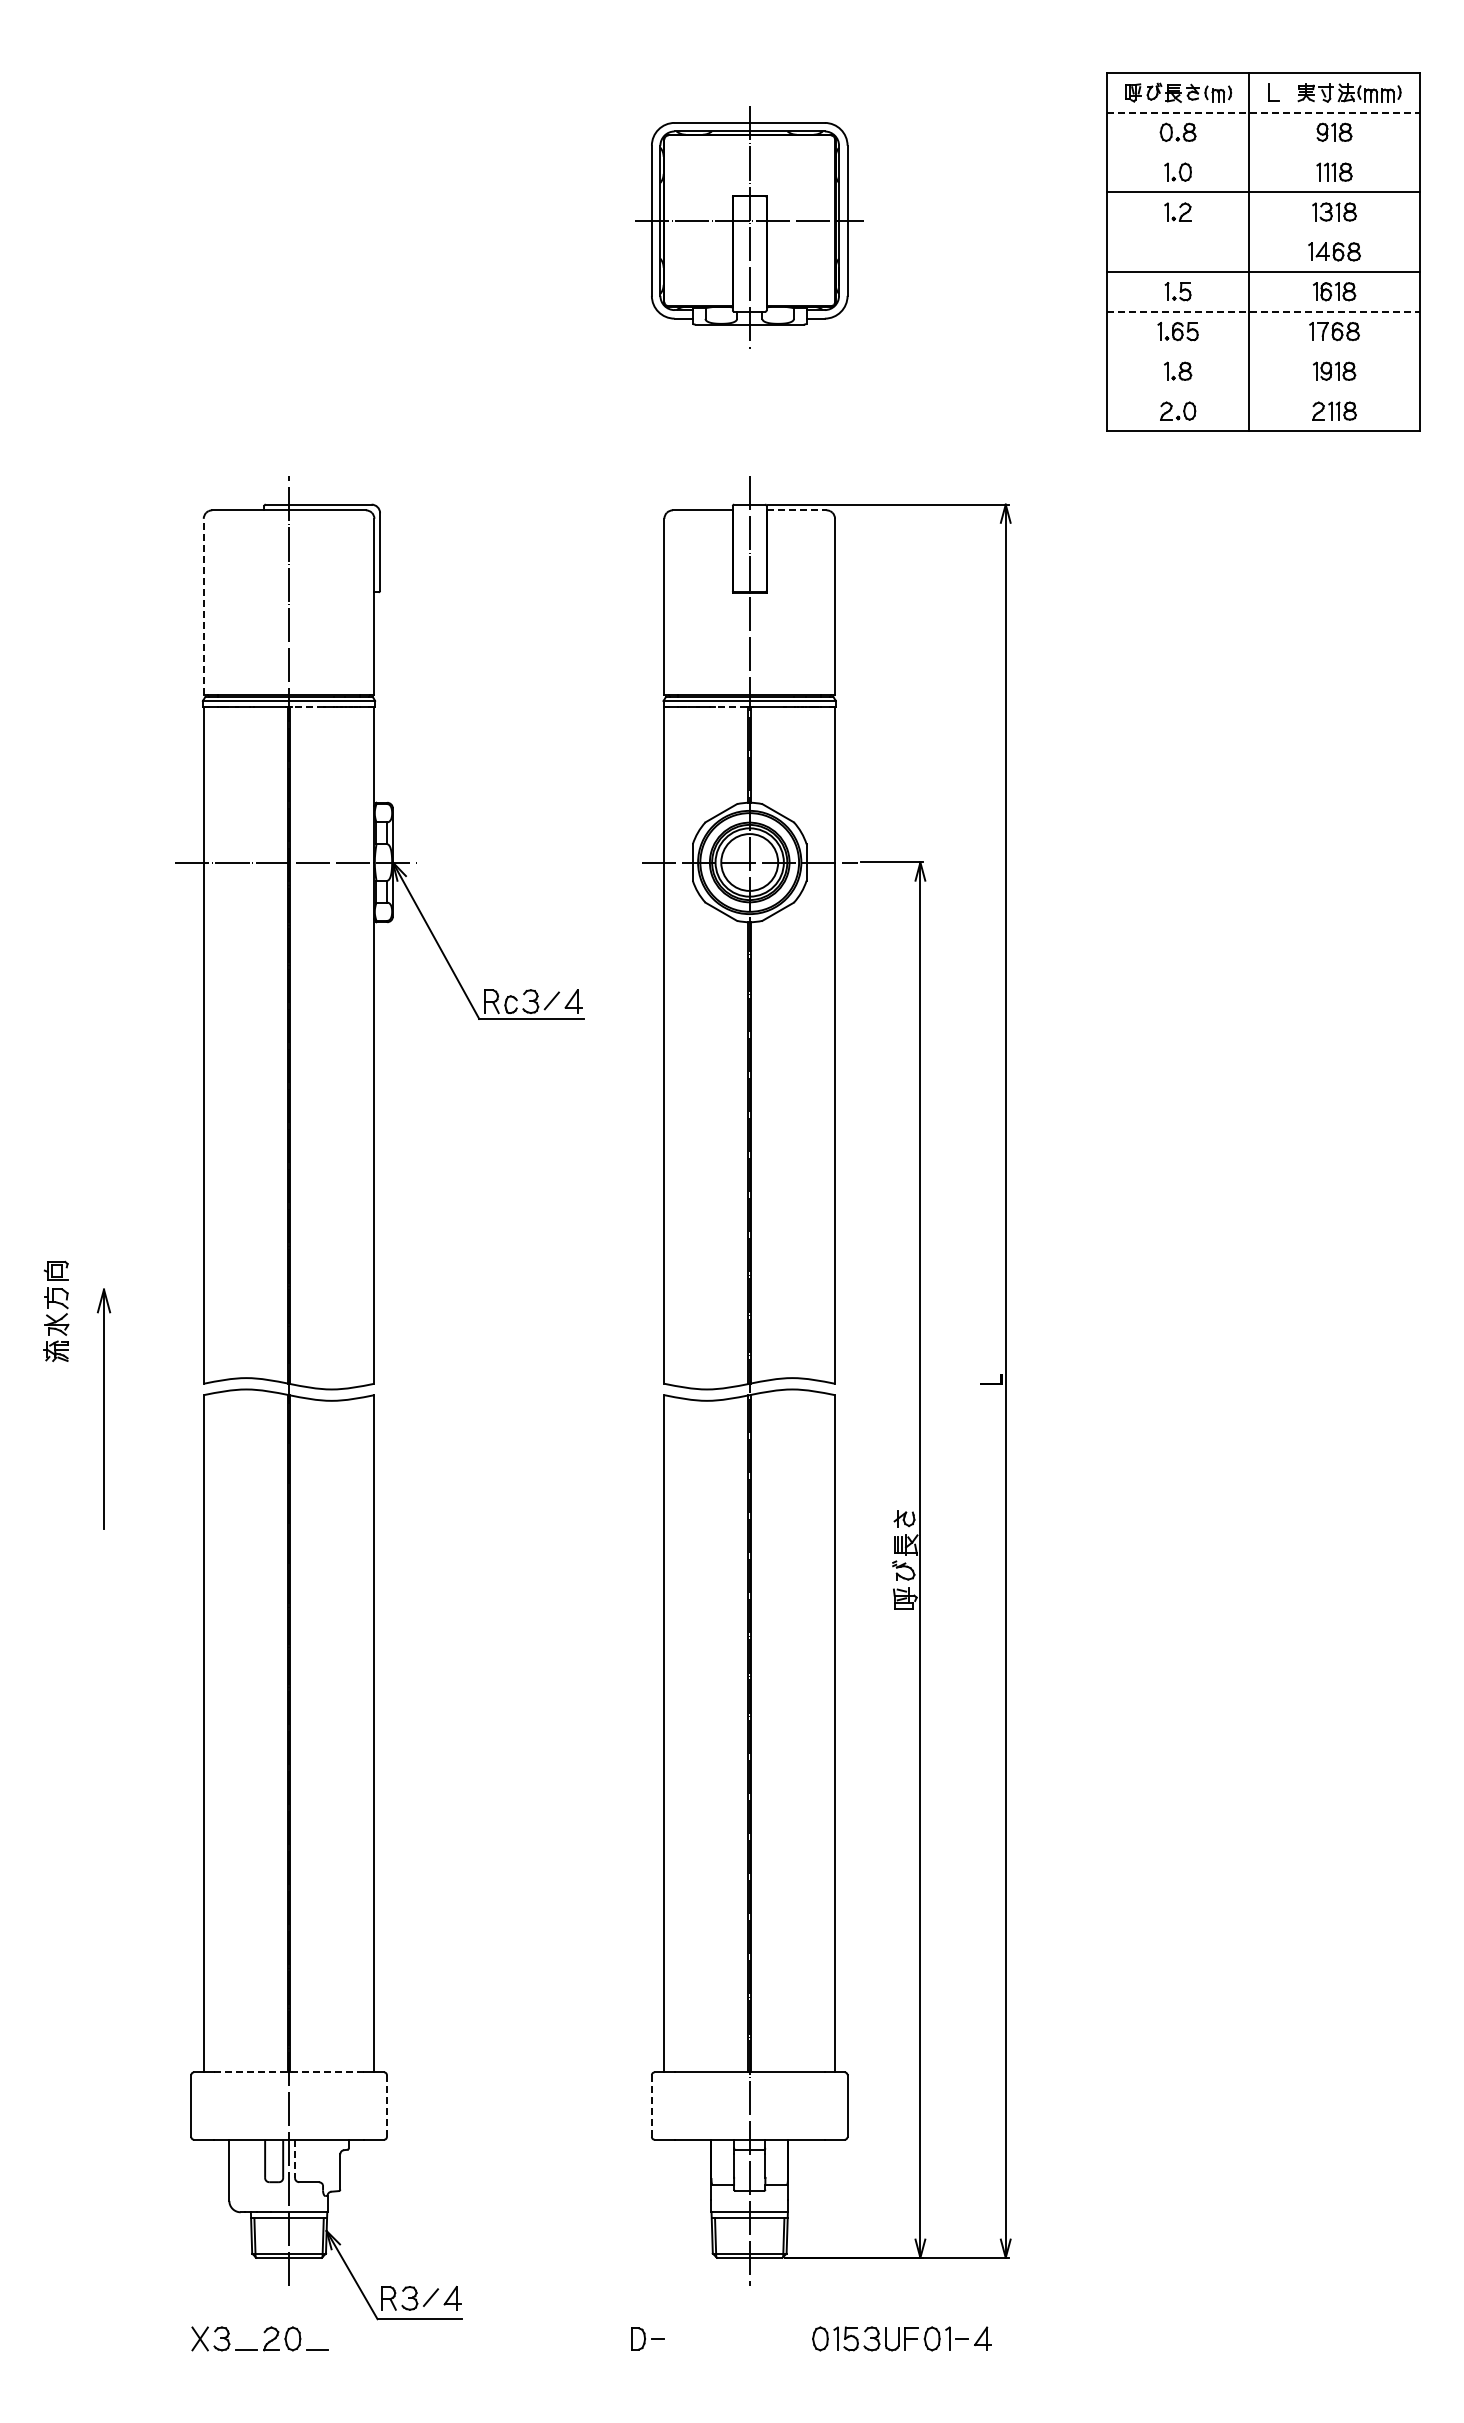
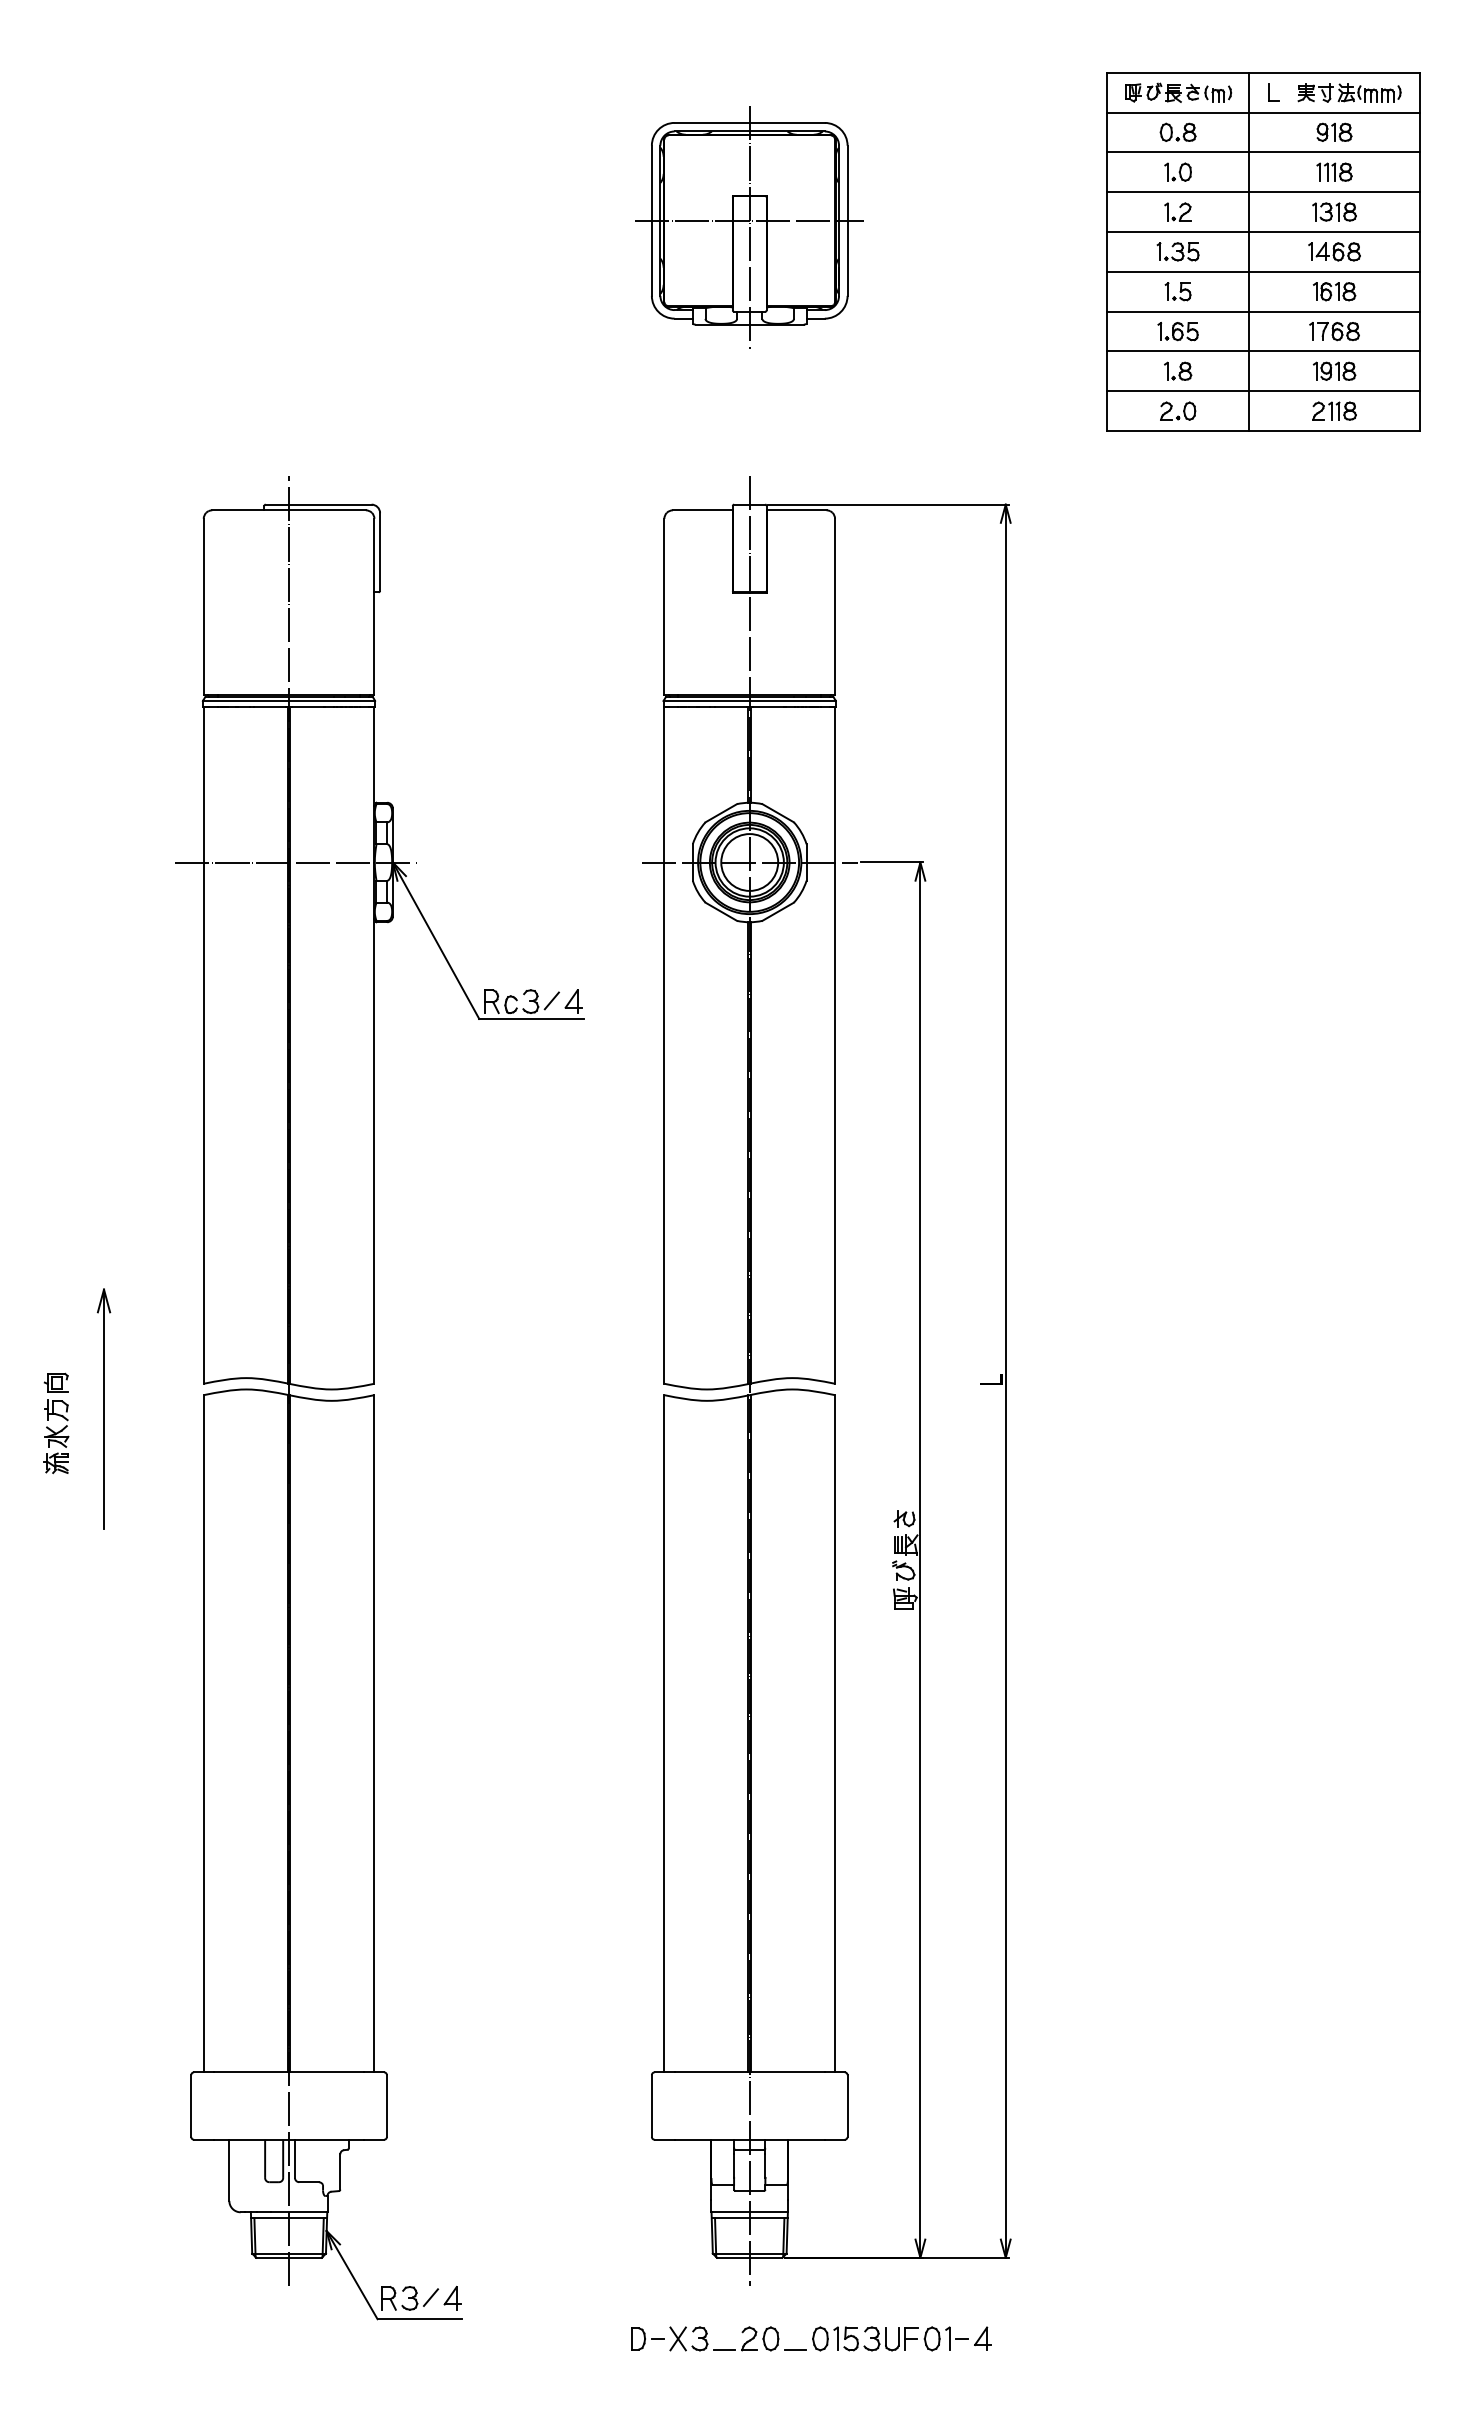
line: dashed -> solid (1263, 112)
line: none -> present (1263, 152)
line: none -> present (1263, 231)
part: none -> present (1177, 251)
line: dashed -> solid (1263, 311)
line: none -> present (1263, 351)
line: none -> present (1263, 391)
line: dashed -> solid (796, 510)
line: dashed -> solid (203, 606)
line: dashed -> solid (307, 706)
line: dashed -> solid (730, 706)
part position: (59, 1304) -> (59, 1416) (59, 1416)
line: dashed -> solid (289, 2072)
line: dashed -> solid (386, 2106)
line: dashed -> solid (651, 2106)
line: dashed -> solid (295, 2159)
part position: (264, 2333) -> (742, 2333) (742, 2333)
